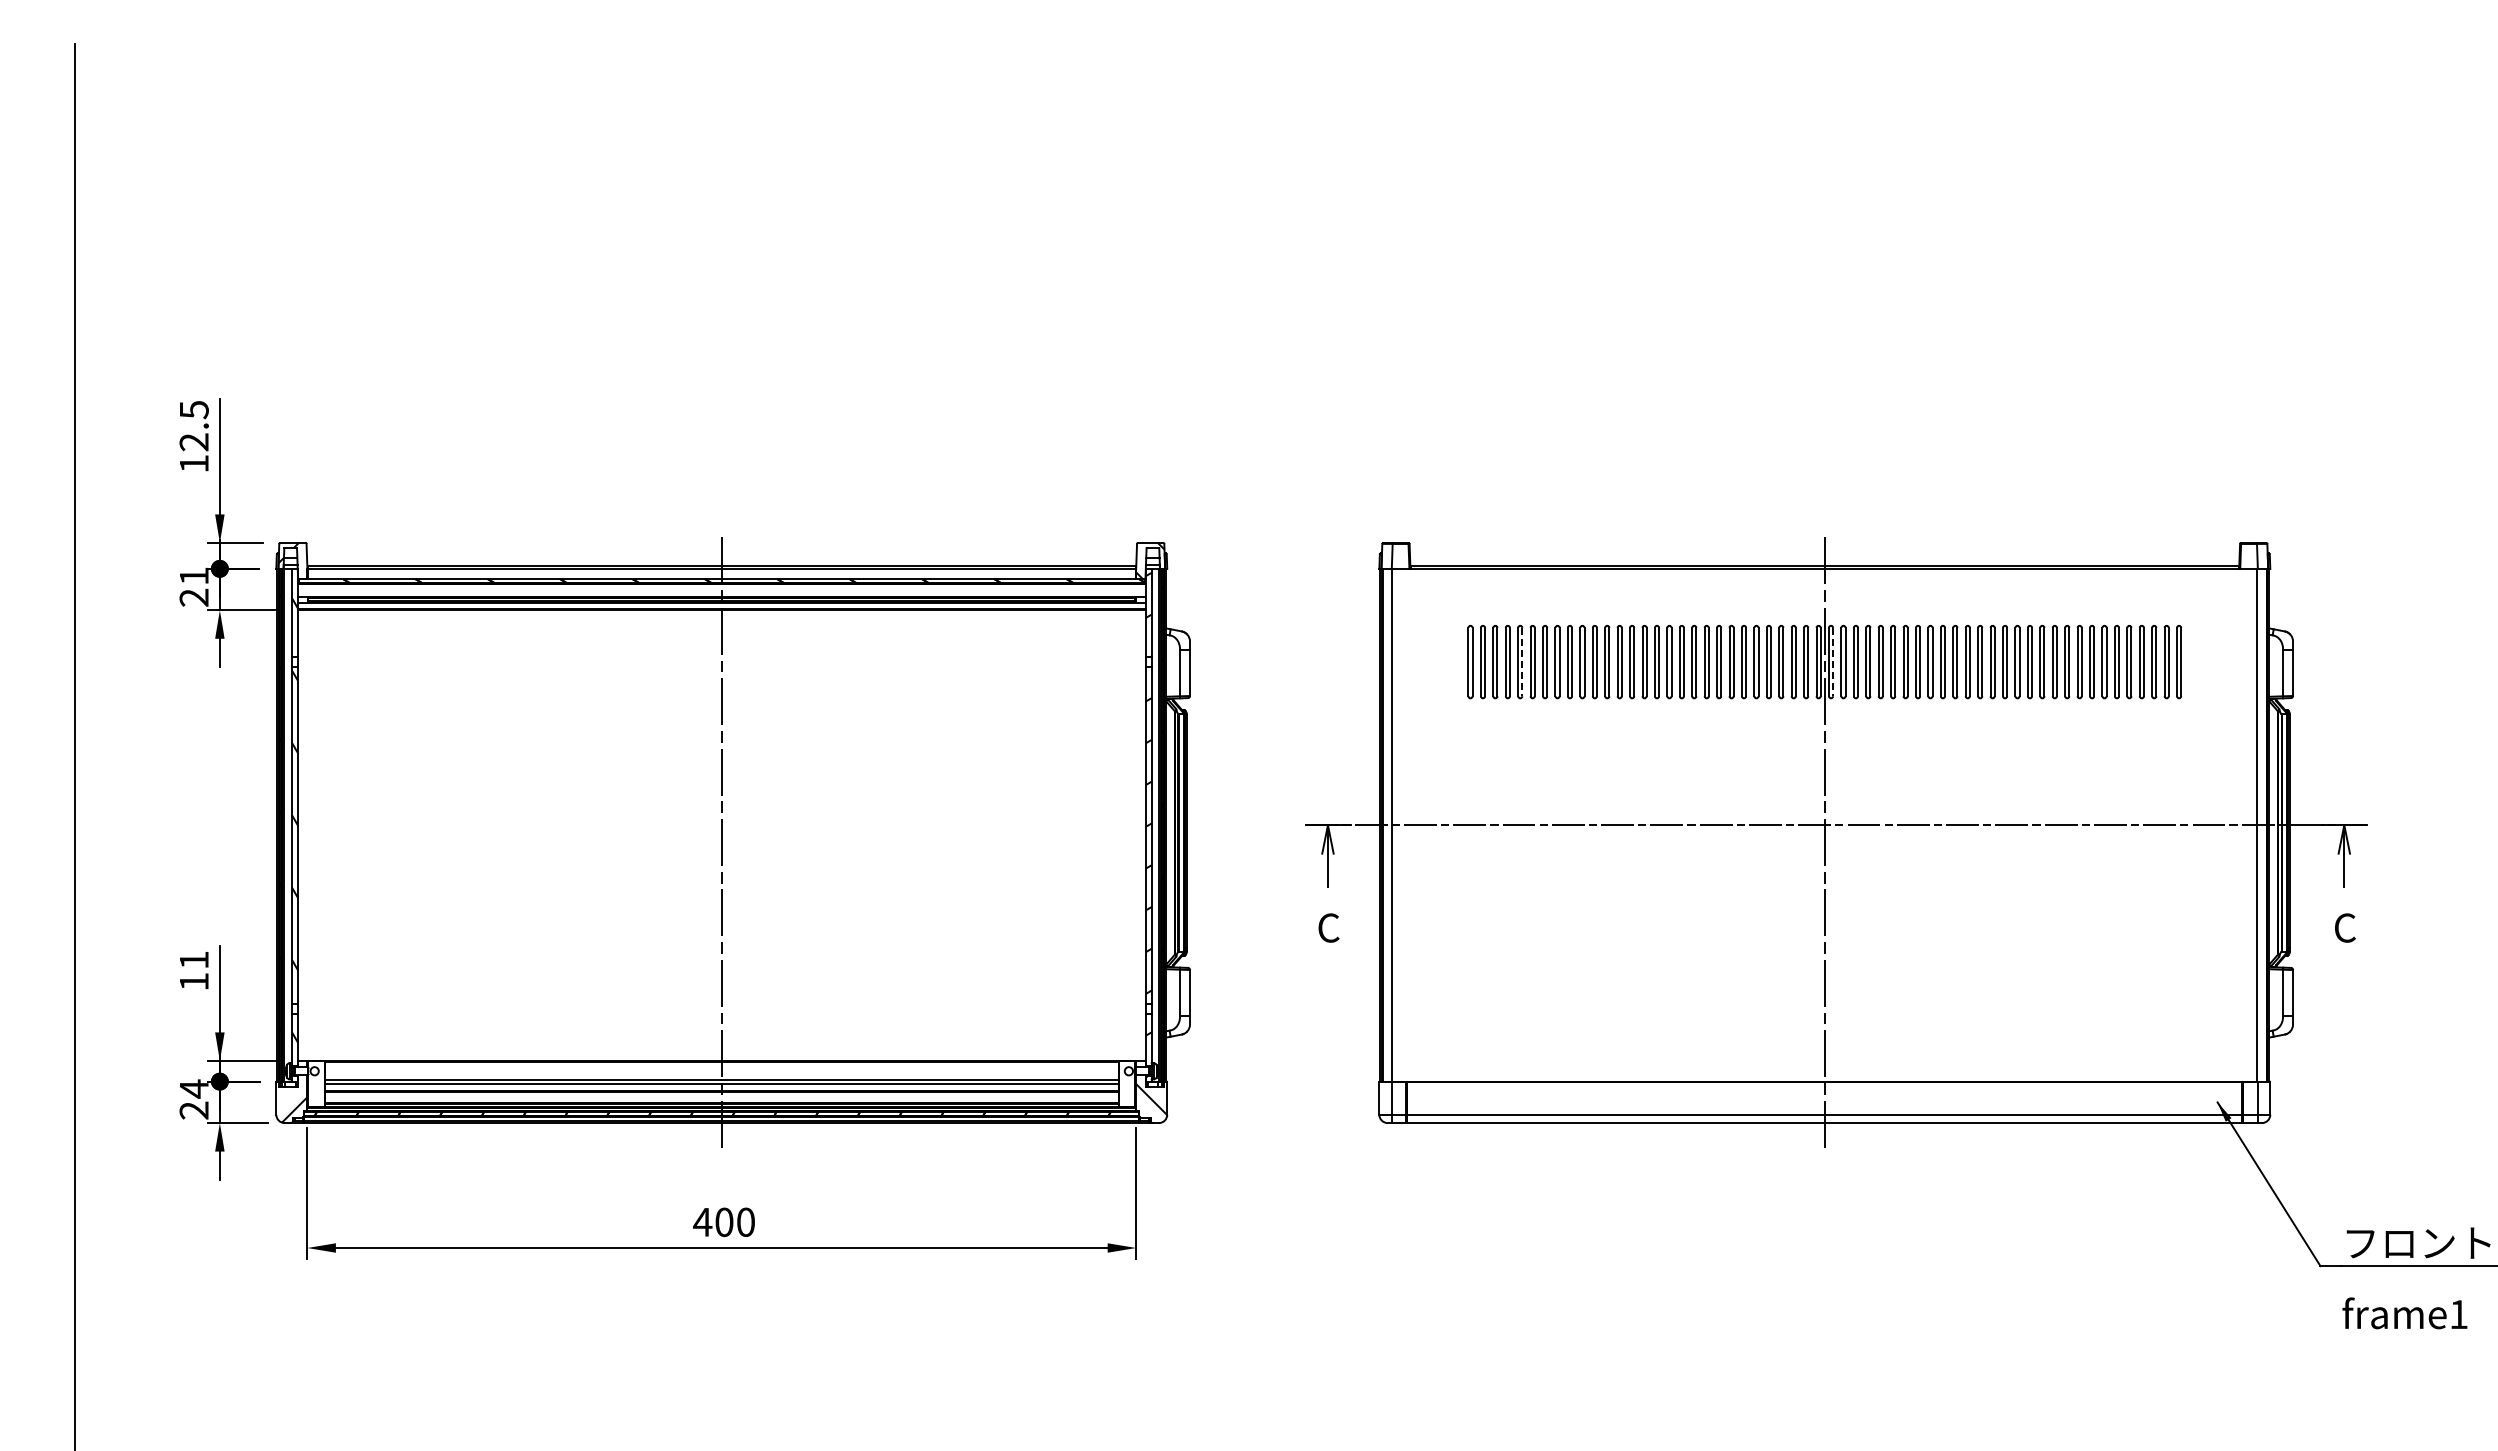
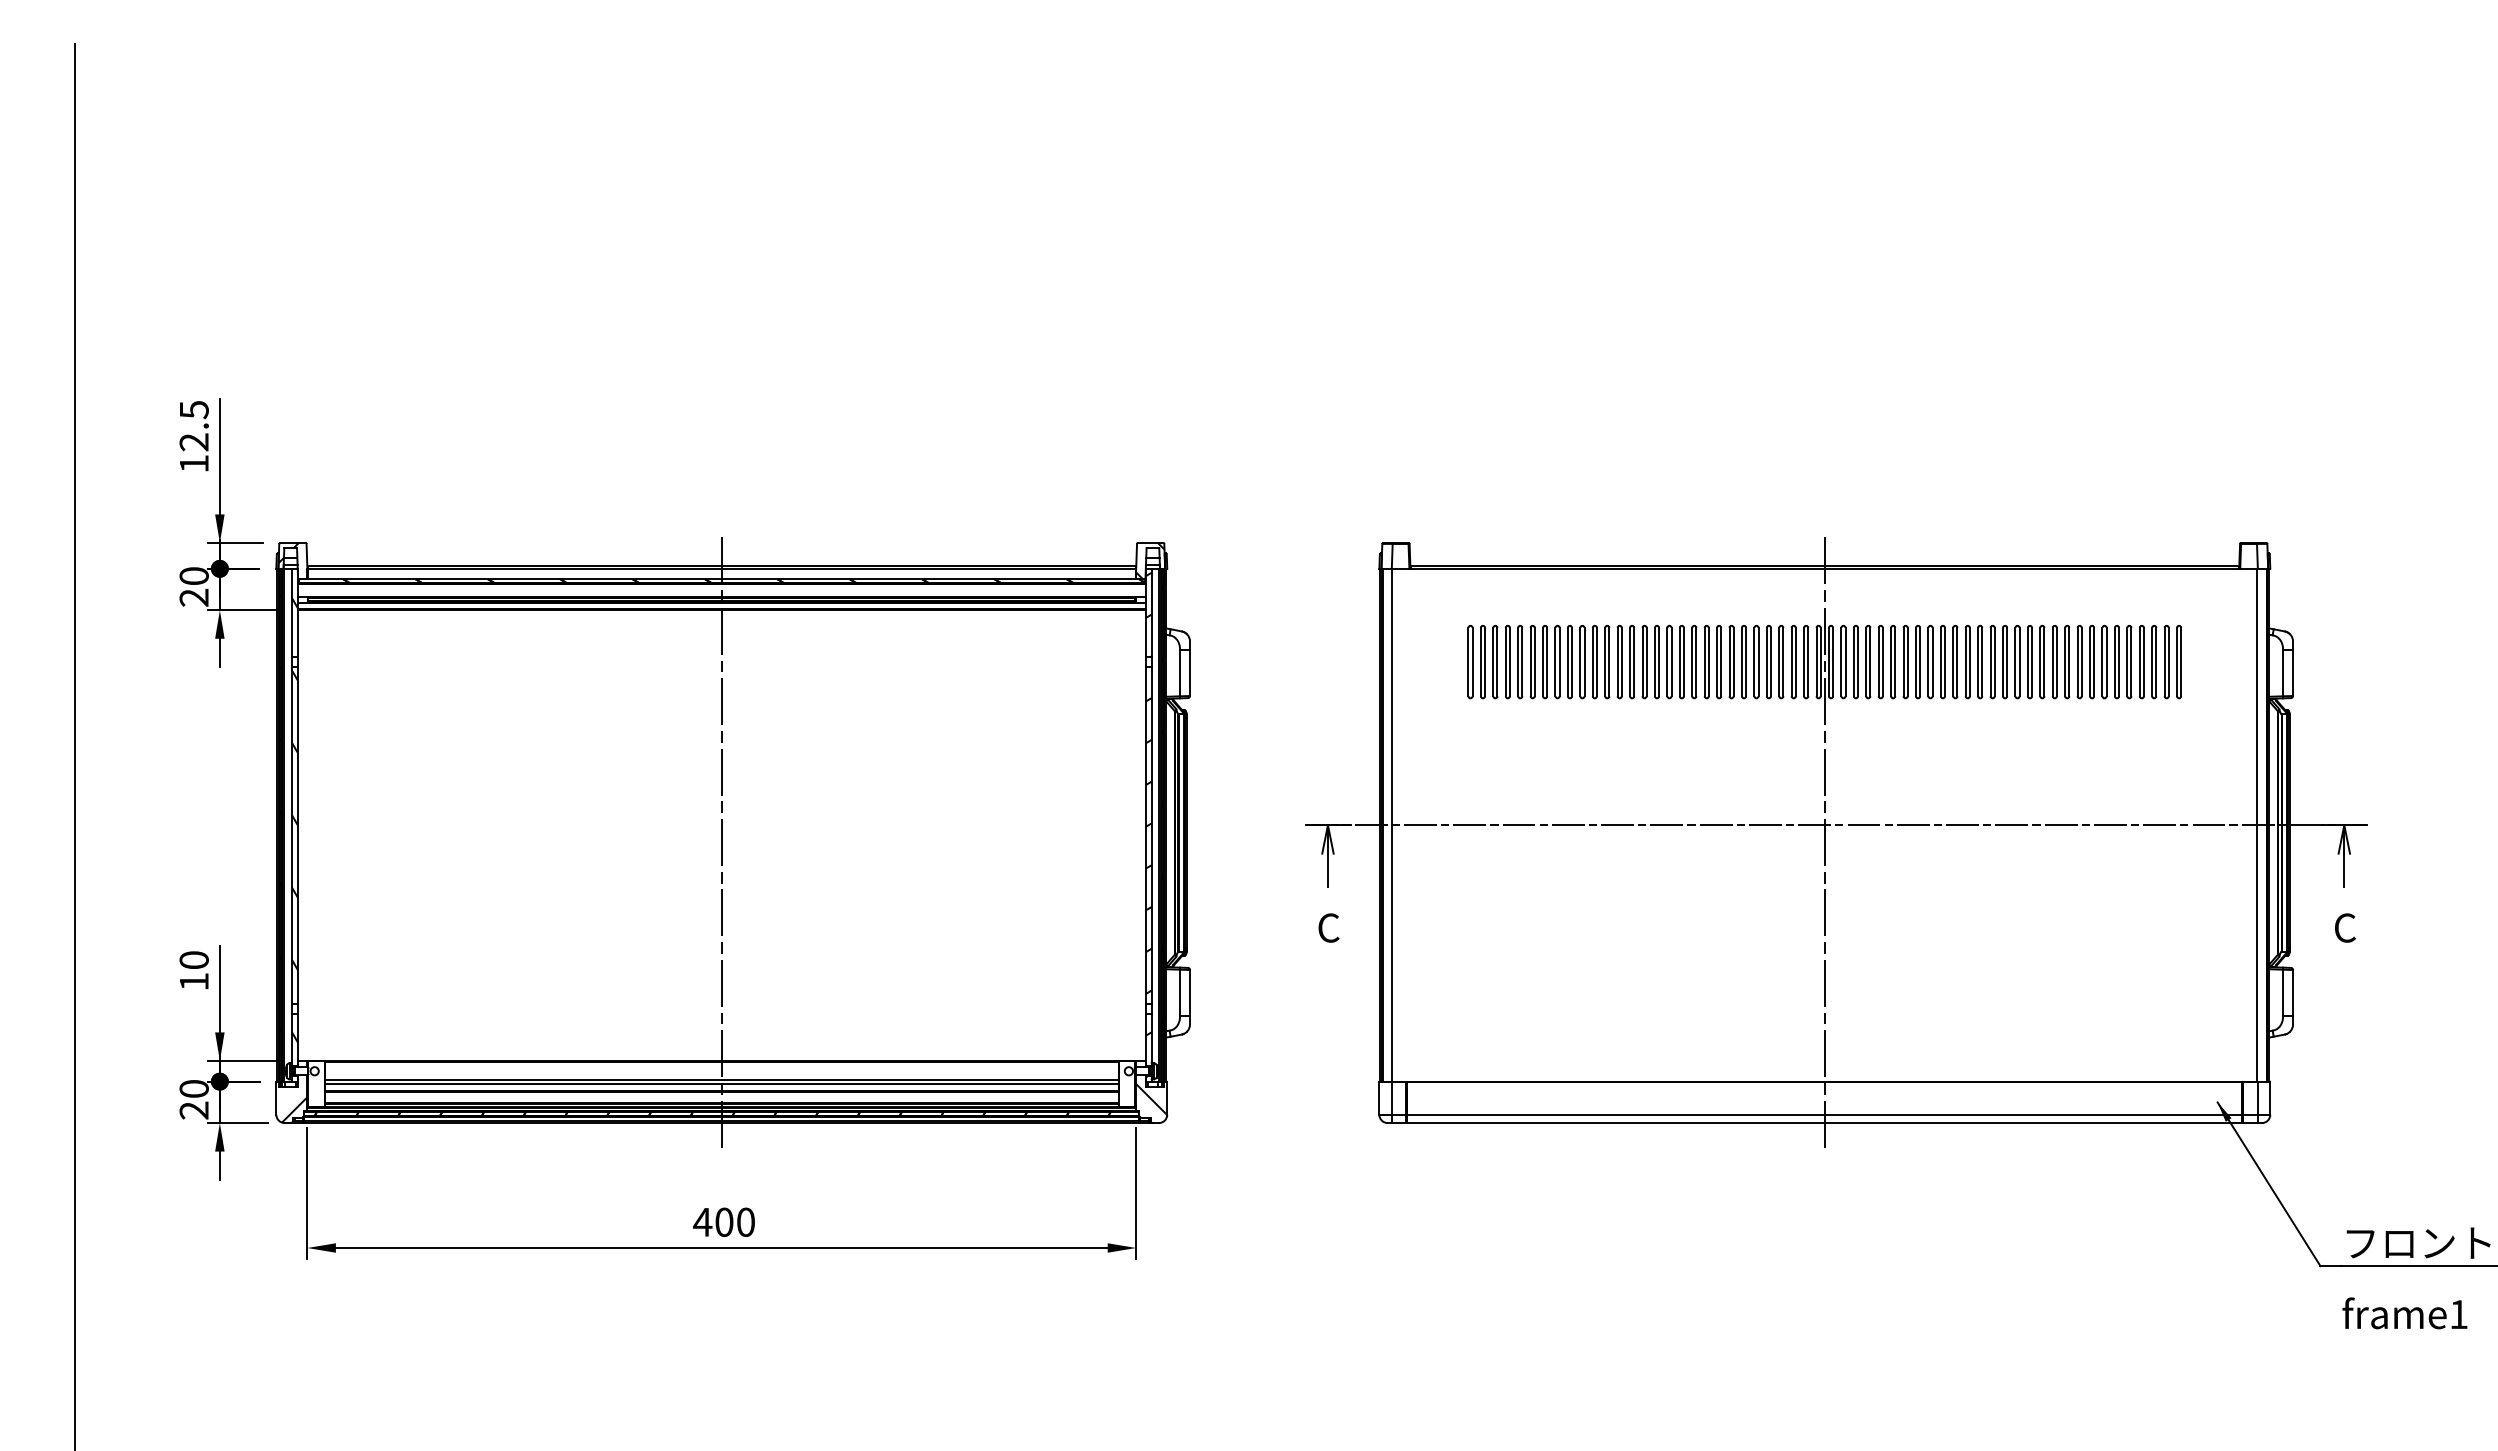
text: 21 -> 20 (193, 575)
line: dashed -> solid (1522, 662)
line: dashed -> solid (1833, 662)
text: 11 -> 10 (193, 959)
text: 24 -> 20 (193, 1088)
